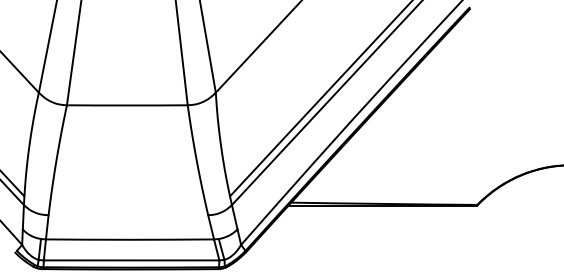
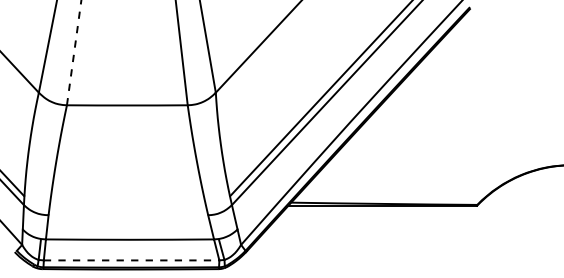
line: solid -> dashed (74, 53)
line: solid -> dashed (131, 260)
